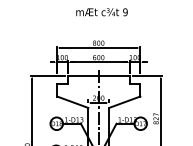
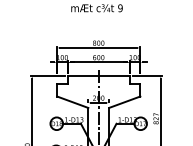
text position: (101, 12) -> (96, 8) (96, 8)
